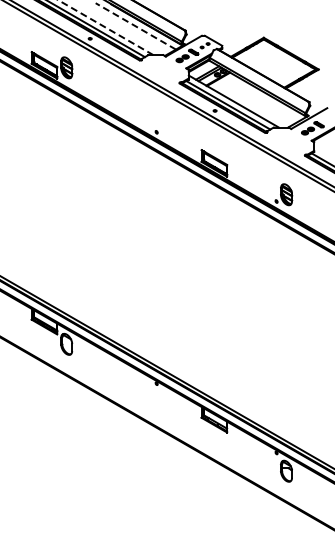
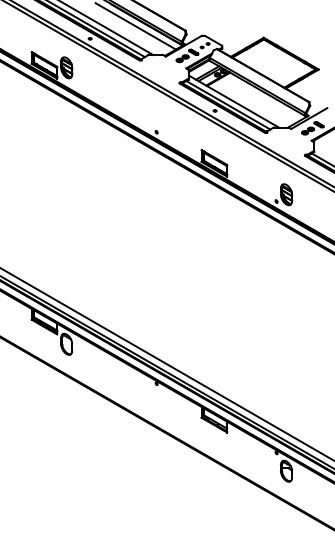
line: dashed -> solid (135, 26)
line: dashed -> solid (105, 27)
line: none -> present (166, 364)
